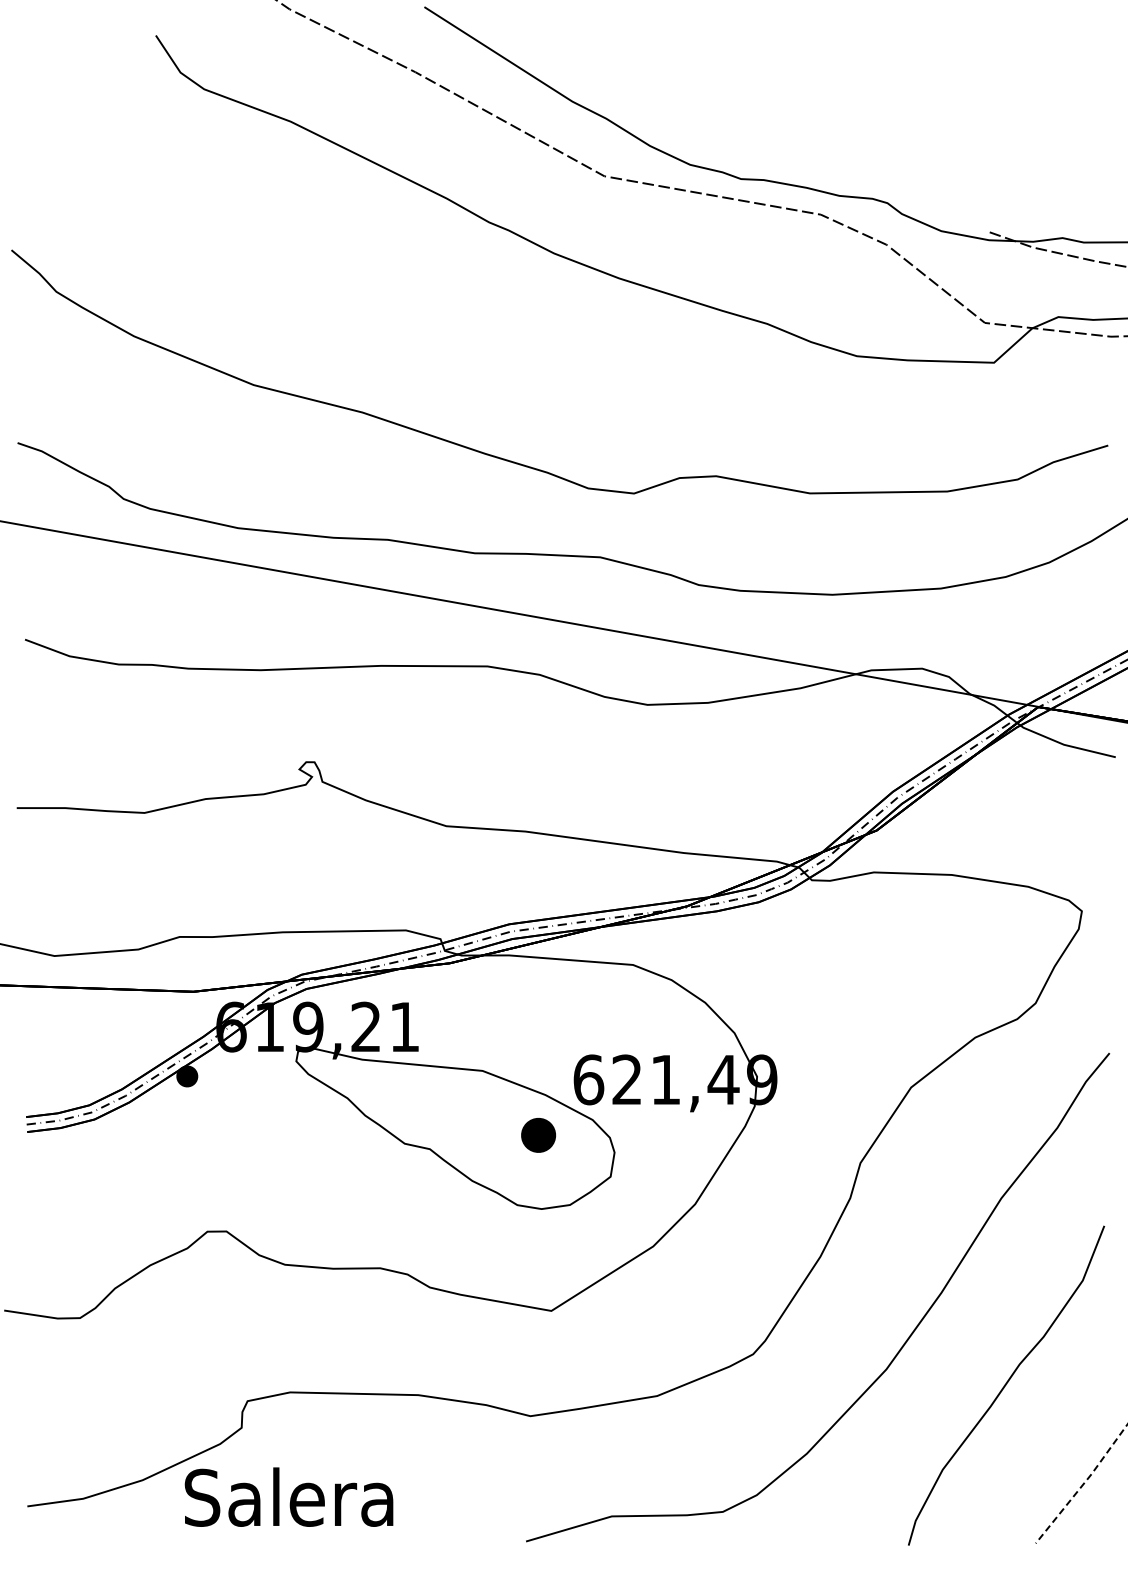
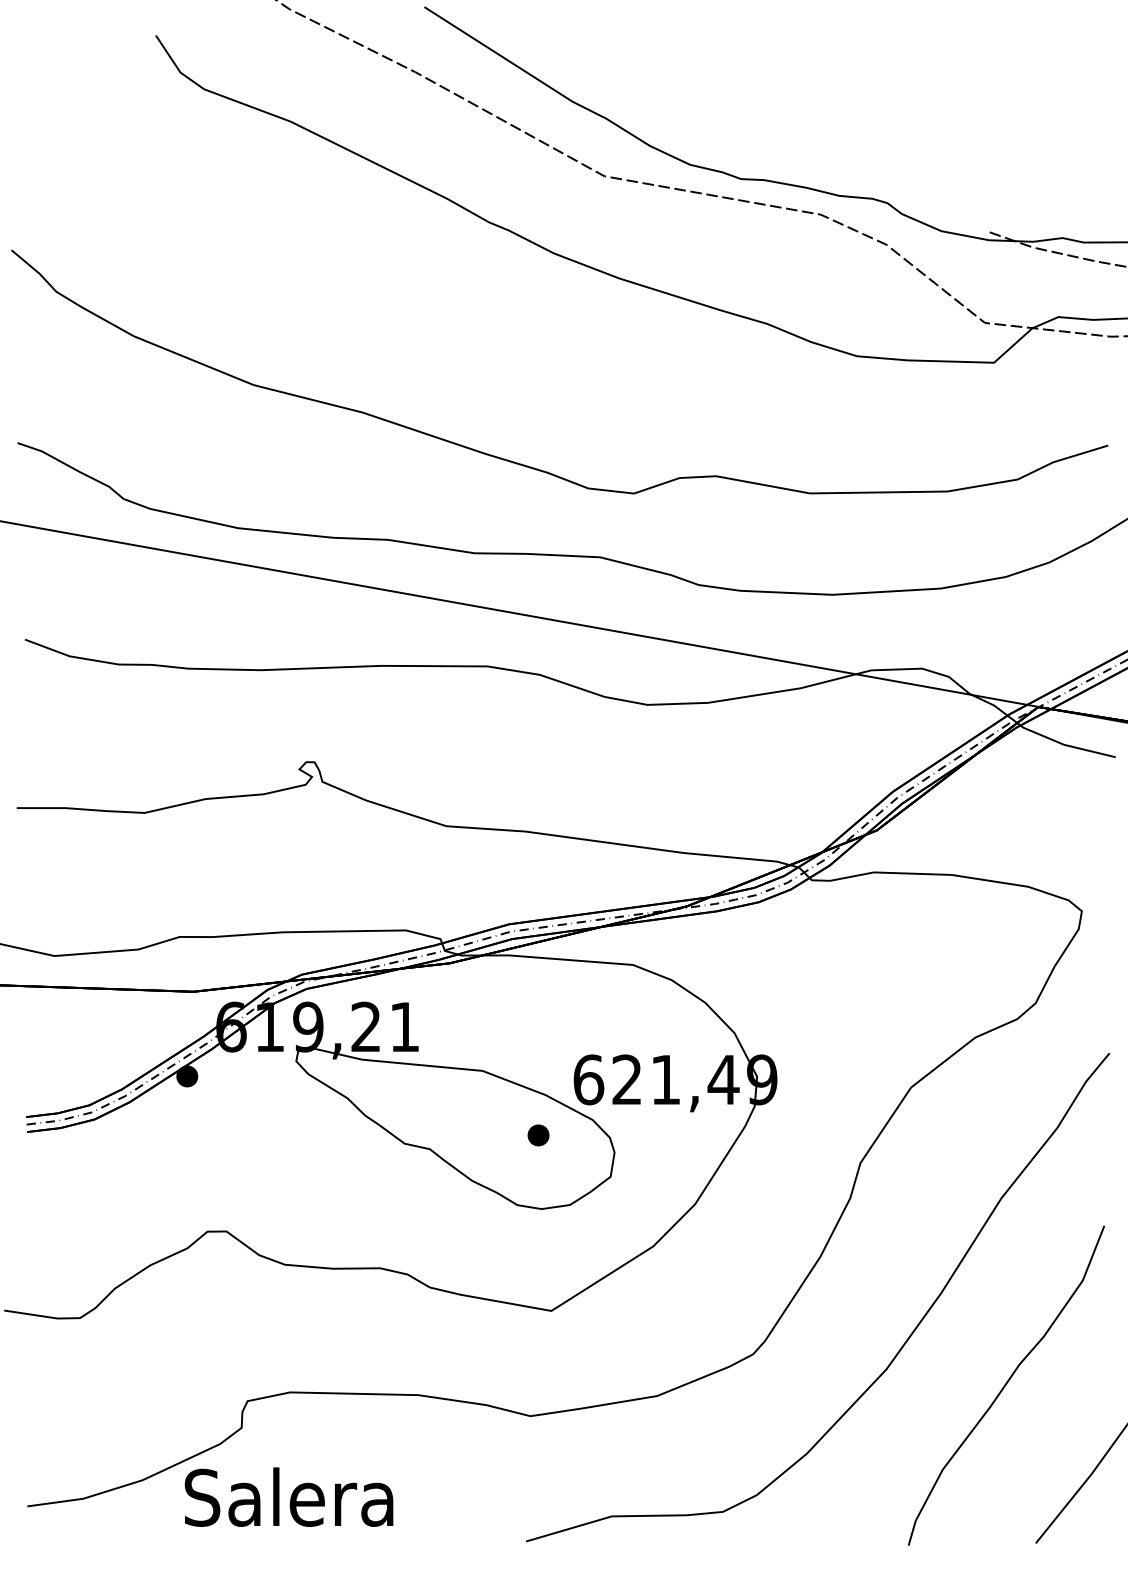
part size: 36x35 px -> 23x23 px (538, 1135)
line: dashed -> solid (1082, 1484)
